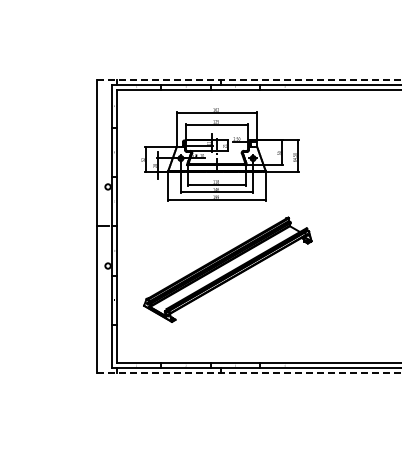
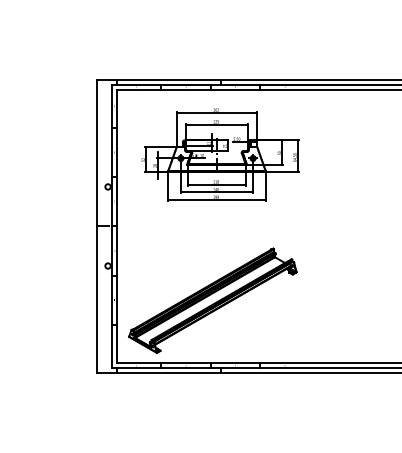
line: dashed -> solid (249, 79)
part position: (227, 269) -> (212, 300) (212, 300)
line: dashed -> solid (249, 373)
